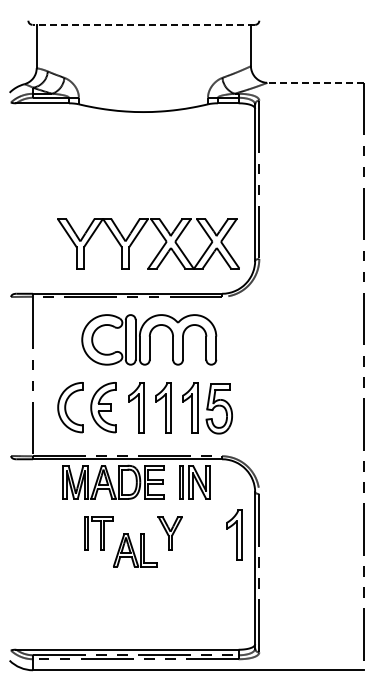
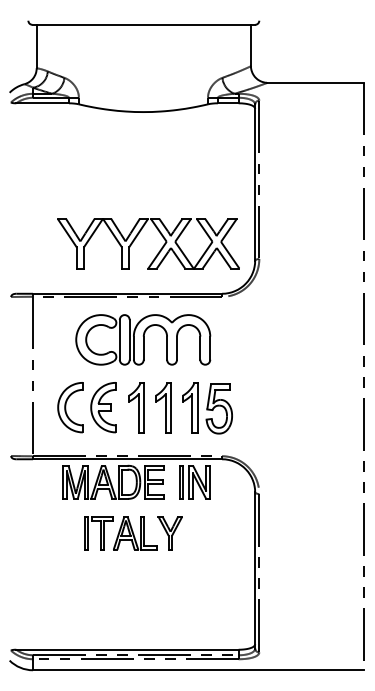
line: dashed -> solid (143, 24)
line: dashed -> solid (315, 82)
part position: (149, 339) -> (143, 339) (143, 339)
part: present -> none (234, 534)
part position: (135, 550) -> (135, 533) (135, 533)
